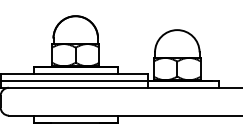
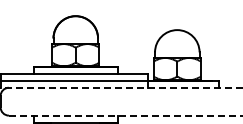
line: solid -> dashed (121, 87)
line: solid -> dashed (125, 115)
